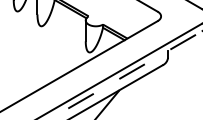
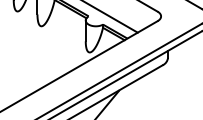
line: none -> present (110, 17)
line: dashed -> solid (125, 75)
